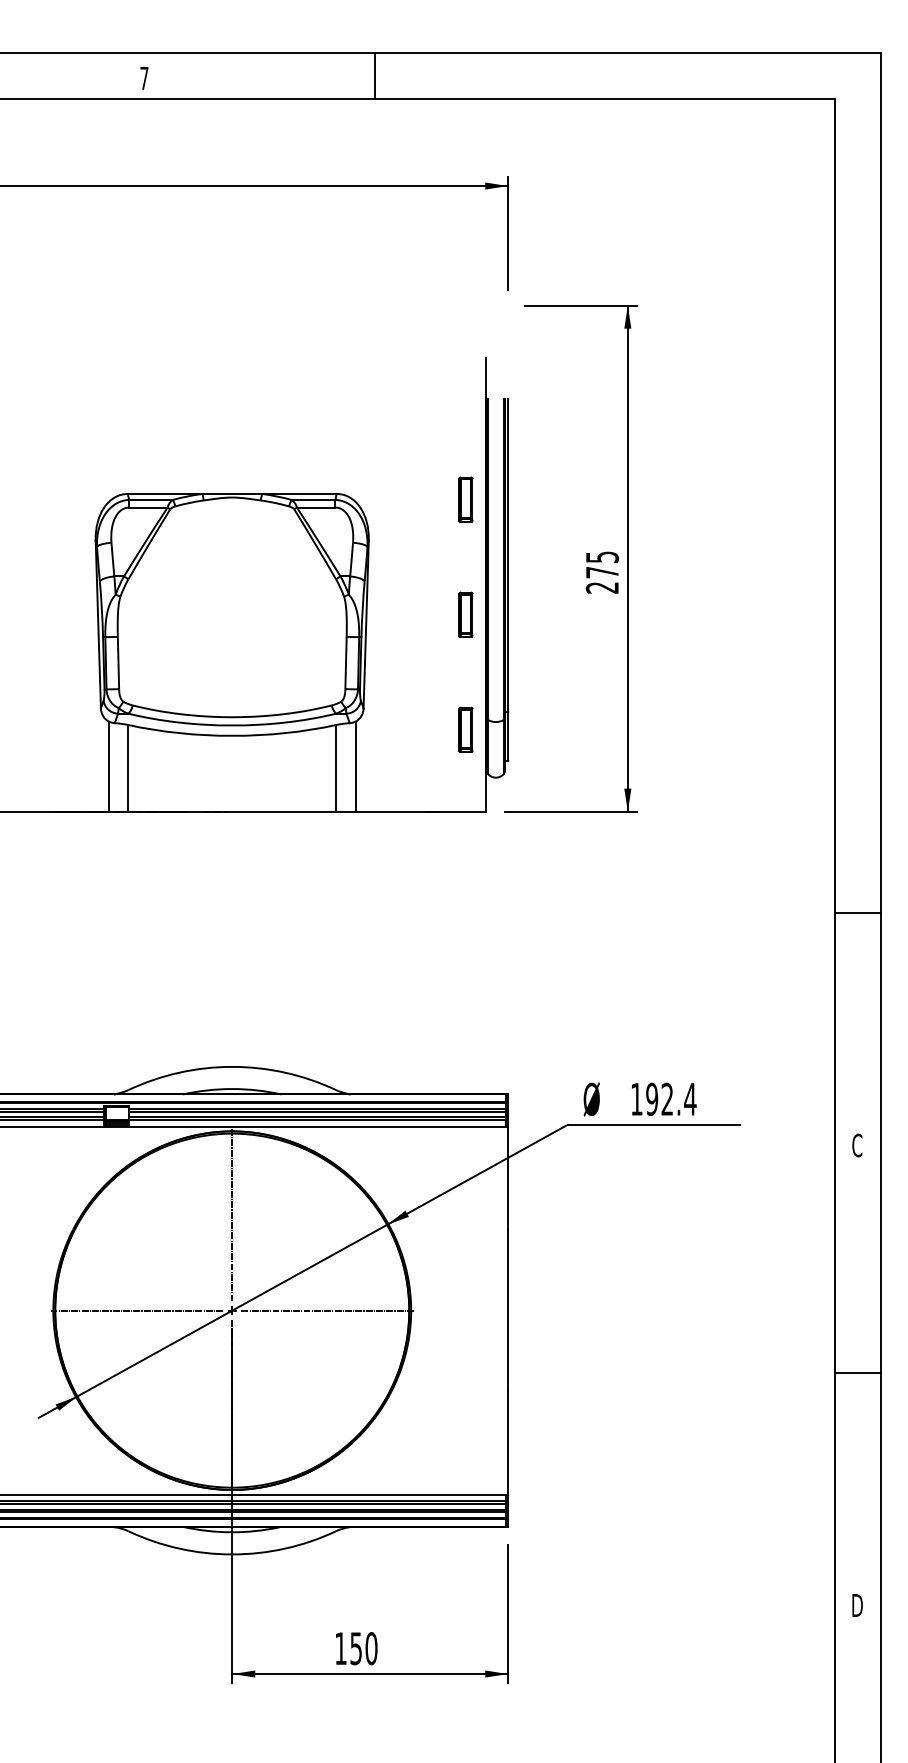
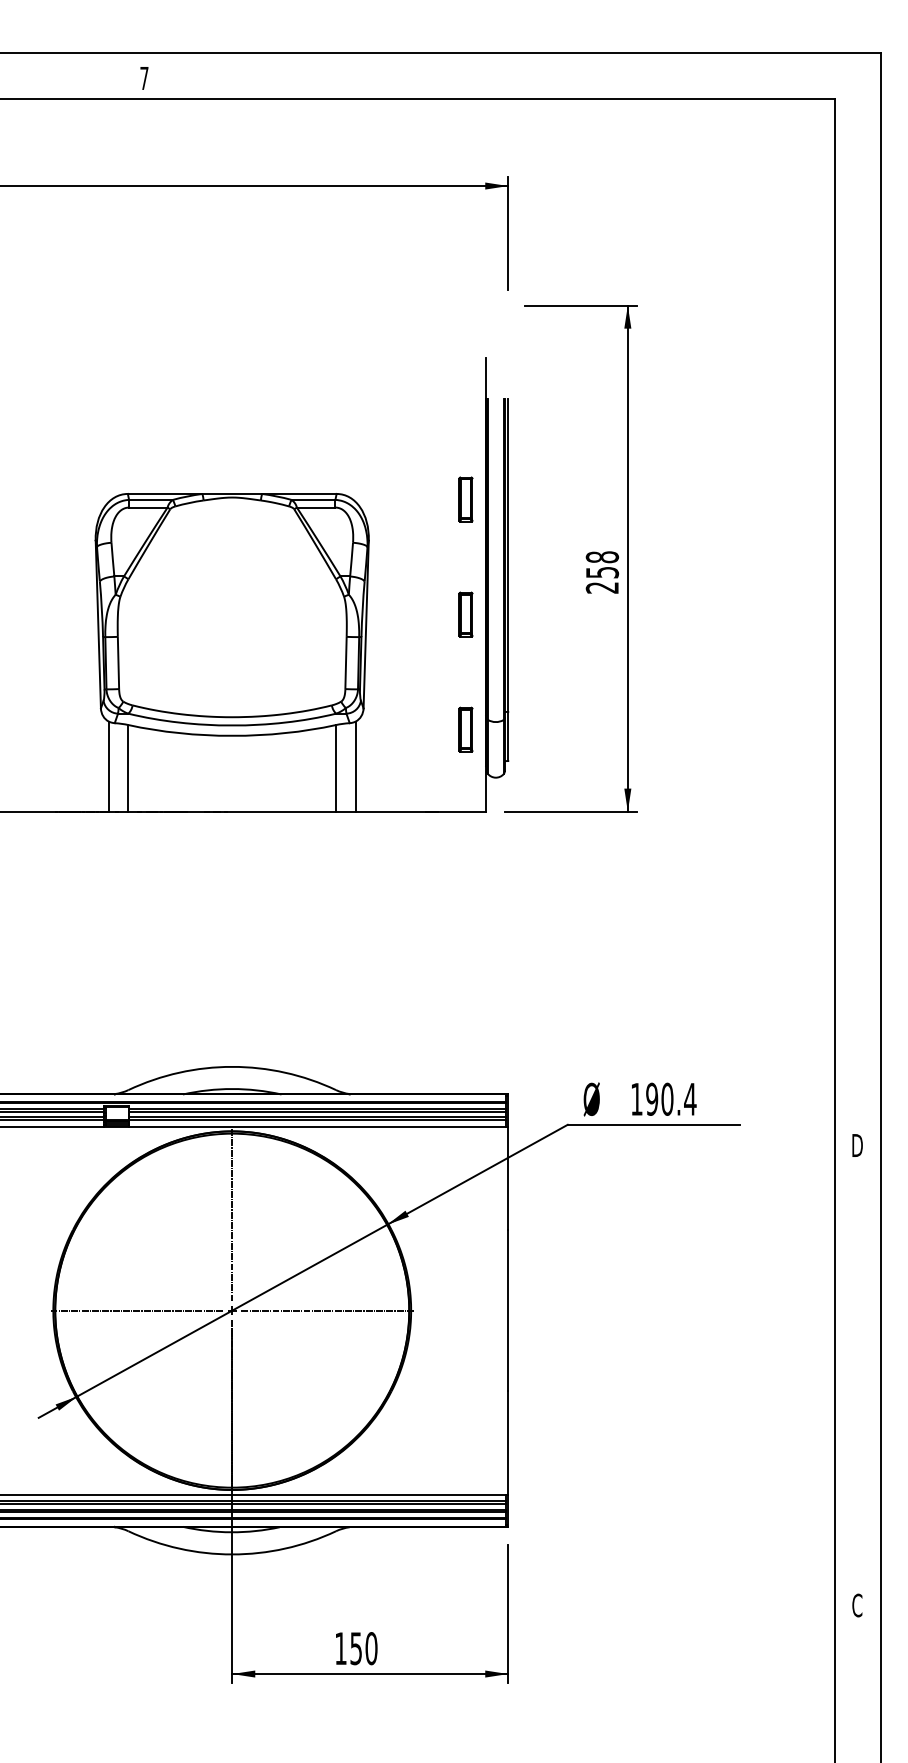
line: present -> none (374, 75)
text: 275 -> 258 (602, 564)
line: present -> none (857, 913)
text: 192.4 -> 190.4 (667, 1098)
text: C -> D (857, 1145)
line: present -> none (857, 1373)
text: D -> C (857, 1605)
